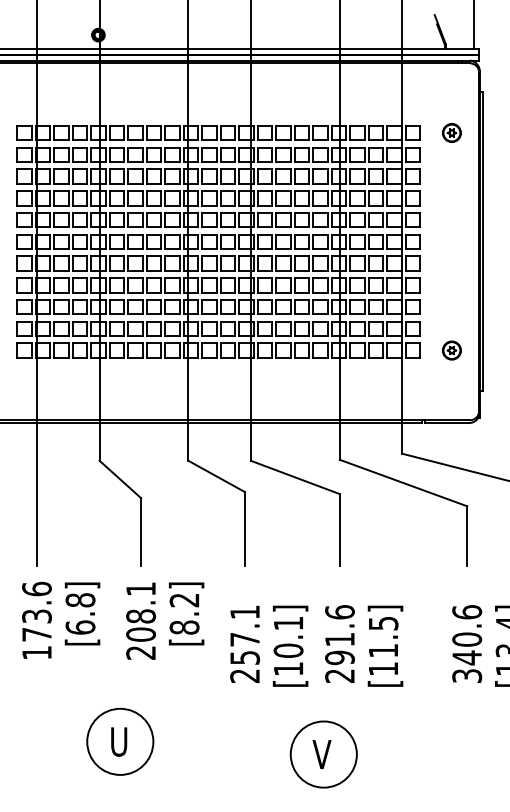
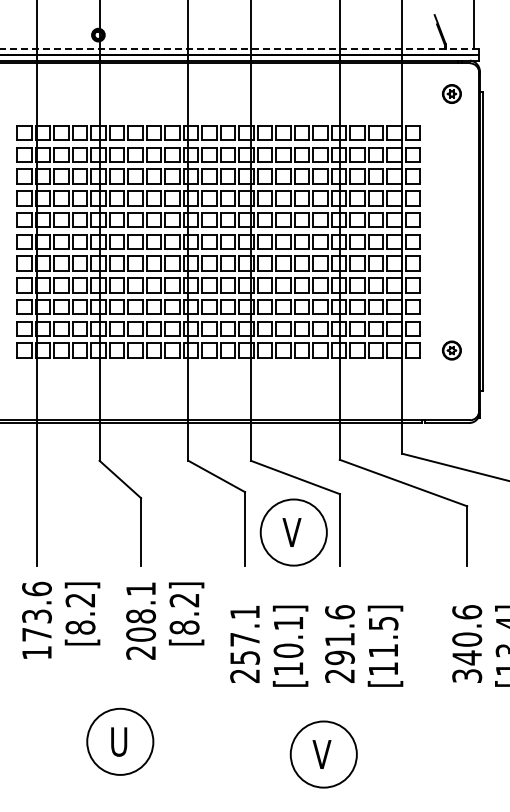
line: solid -> dashed (239, 49)
part position: (451, 132) -> (451, 93) (451, 93)
part: none -> present (293, 532)
text: [6.8] -> [8.2] (80, 613)
